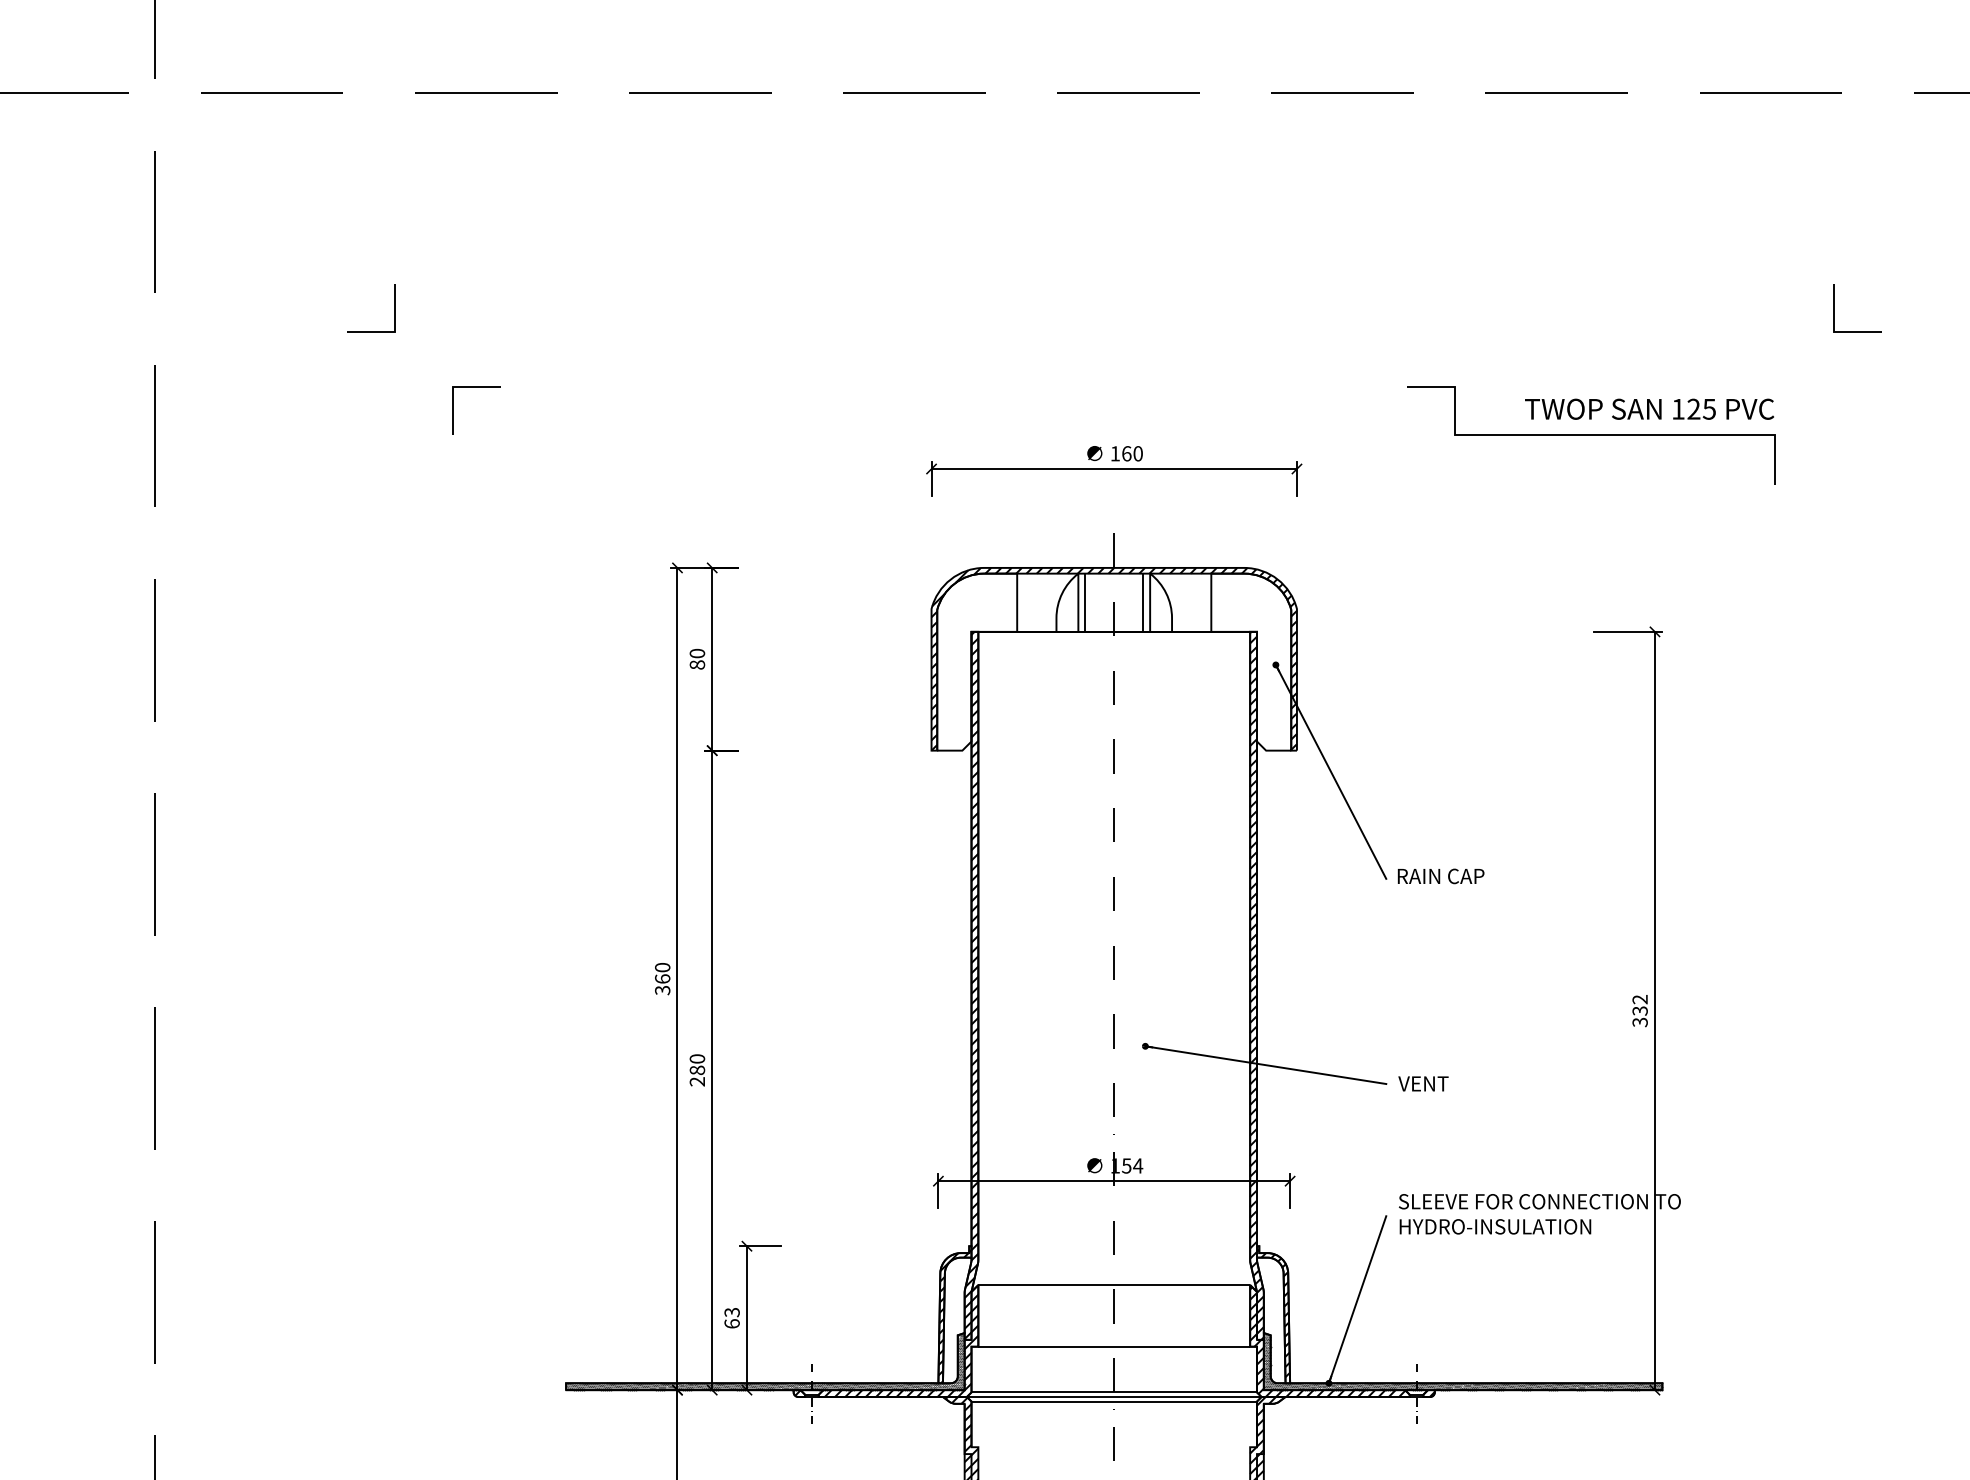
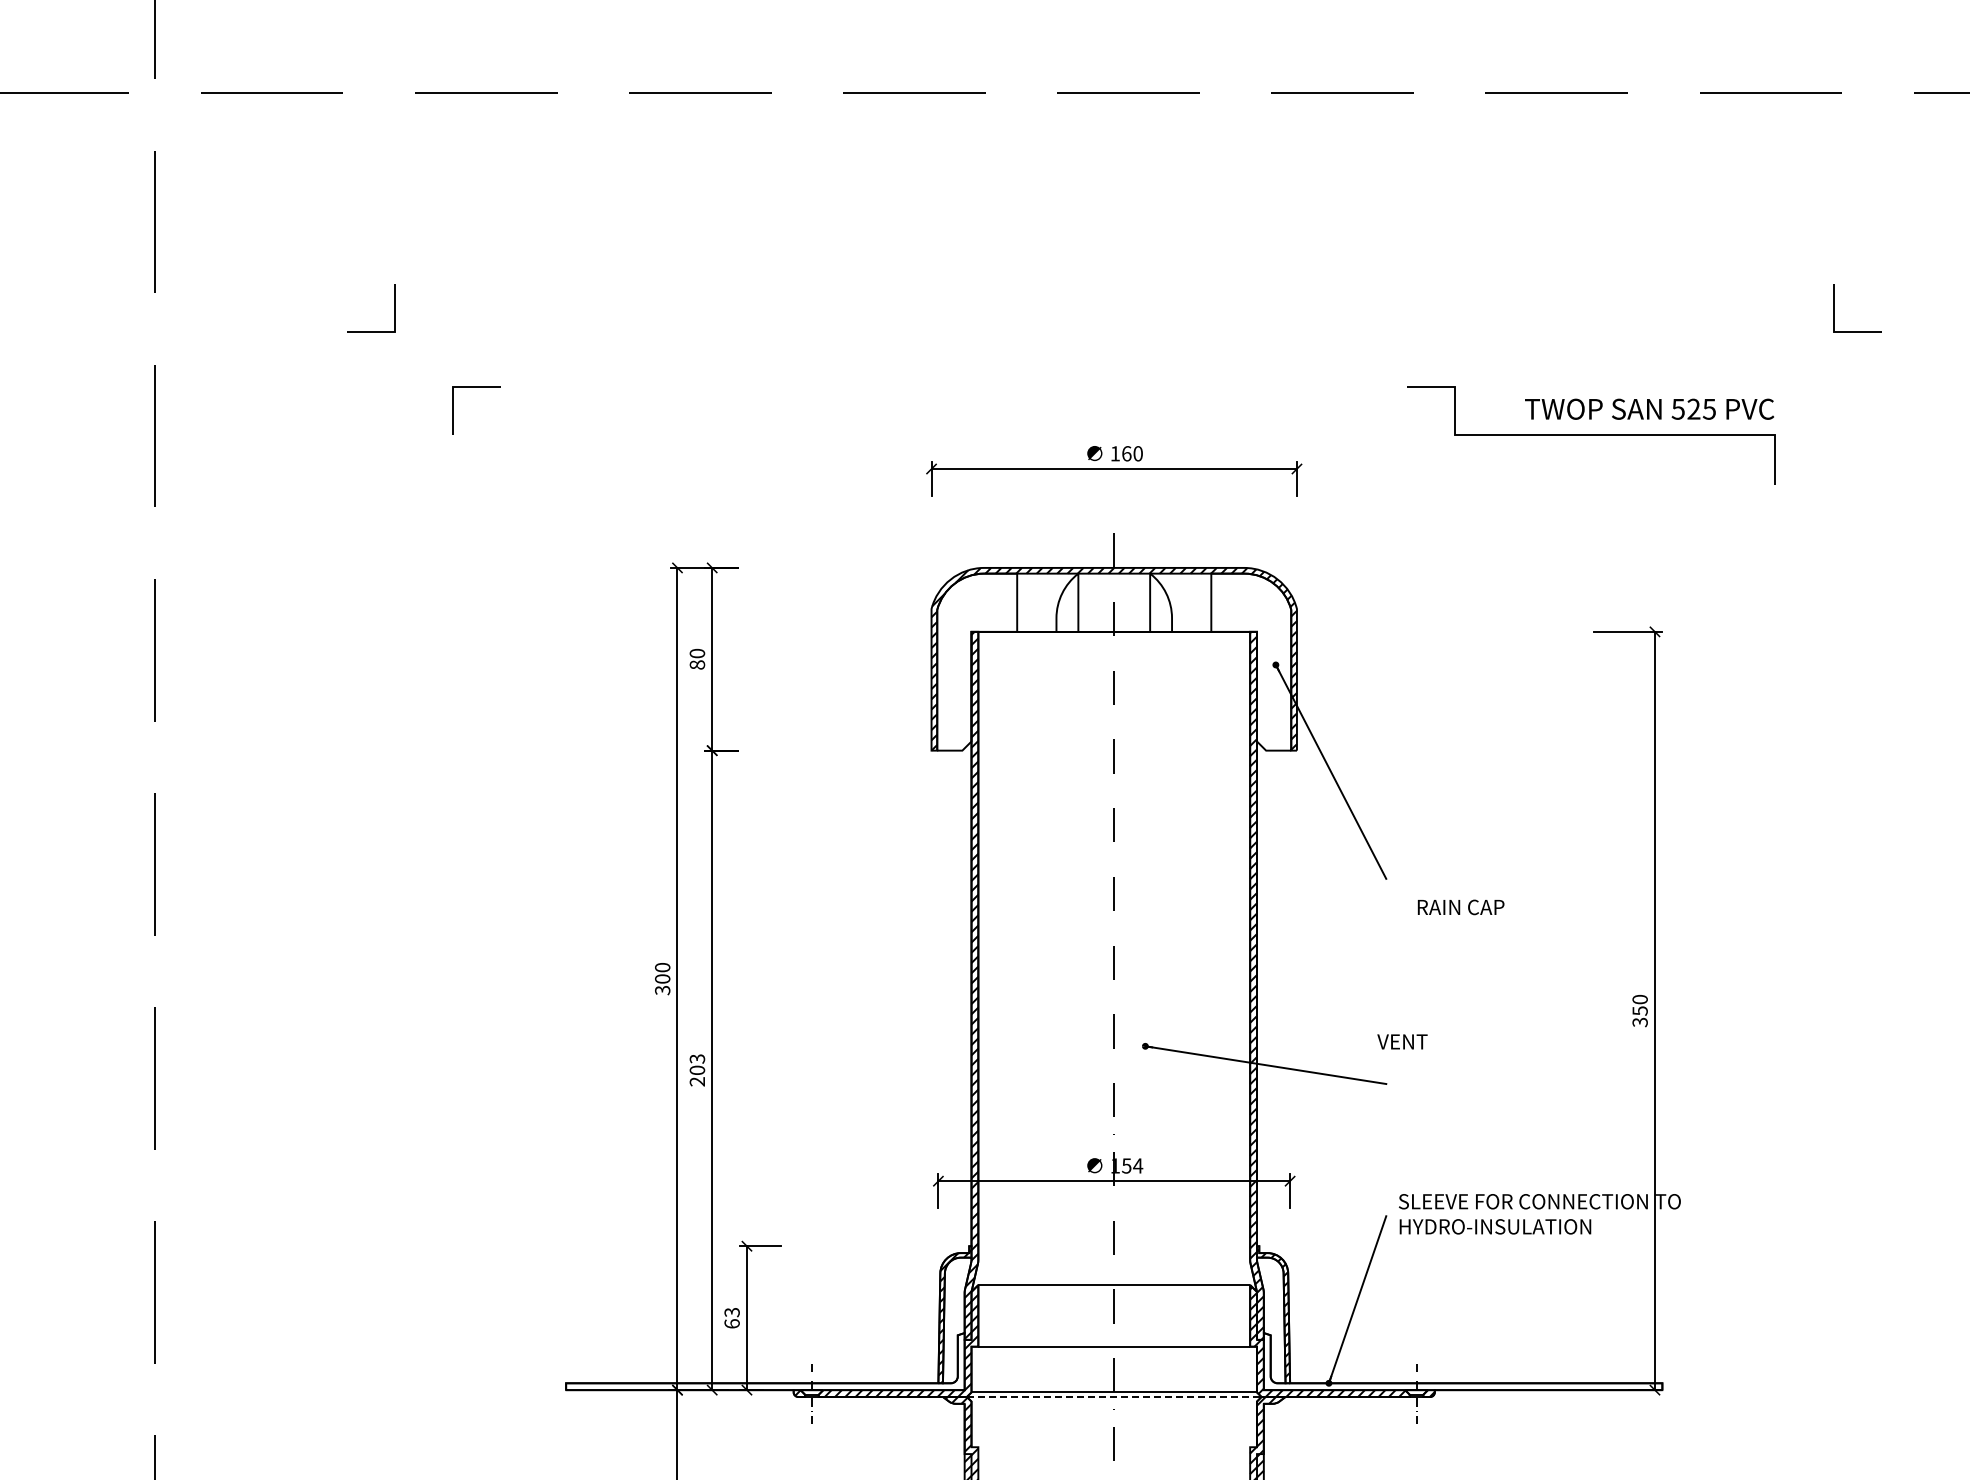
text: 125 -> 525 (1677, 409)
line: present -> none (1085, 602)
line: present -> none (1143, 602)
text position: (1440, 876) -> (1460, 907) (1460, 907)
text: 360 -> 300 (662, 978)
text: 332 -> 350 (1639, 1004)
text: 280 -> 203 (697, 1064)
text position: (1423, 1083) -> (1402, 1041) (1402, 1041)
hatch: present -> none (765, 1361)
hatch: present -> none (1462, 1362)
line: solid -> dashed (1114, 1396)
line: present -> none (1113, 1401)
